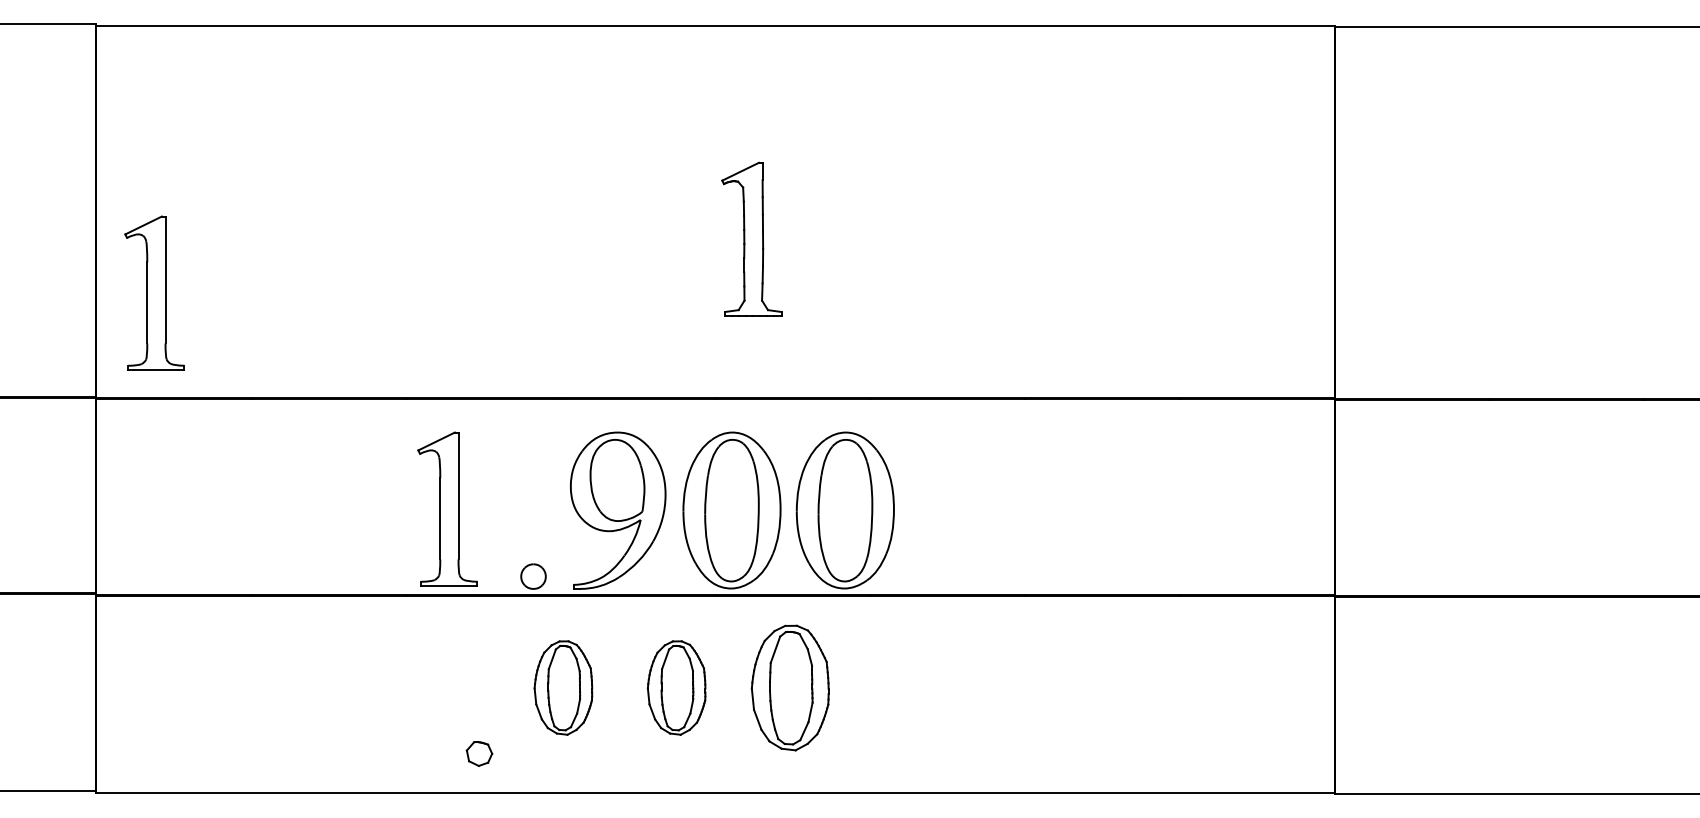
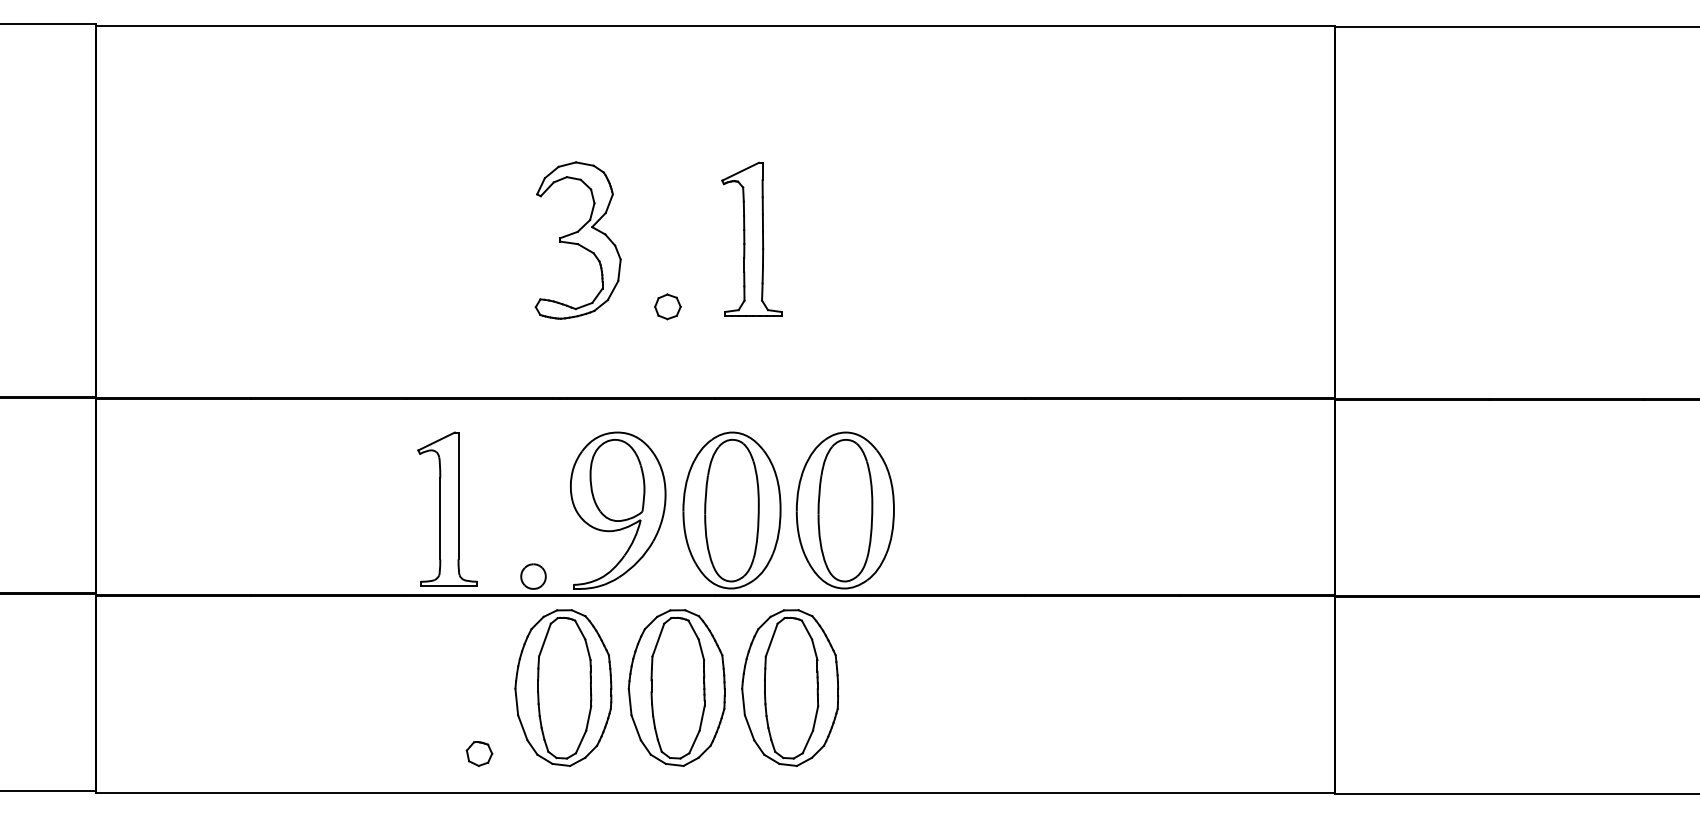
part: none -> present (577, 240)
part: present -> none (154, 292)
part: none -> present (667, 306)
part size: 61x96 px -> 99x158 px (563, 687)
part size: 61x96 px -> 99x158 px (676, 687)
part size: 80x128 px -> 99x158 px (790, 687)
